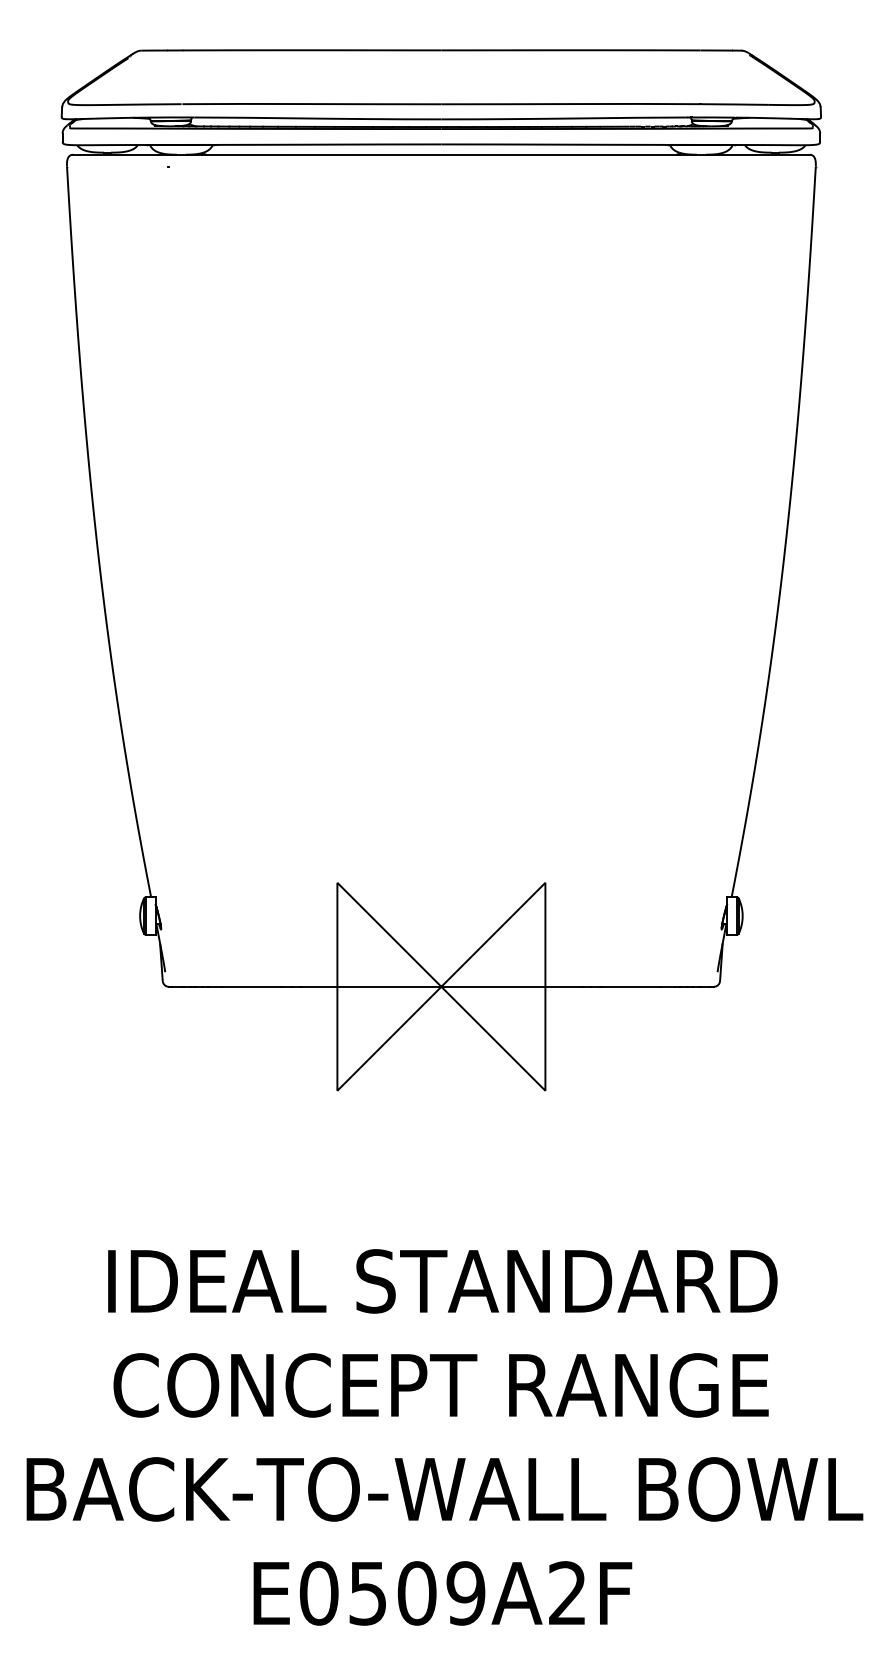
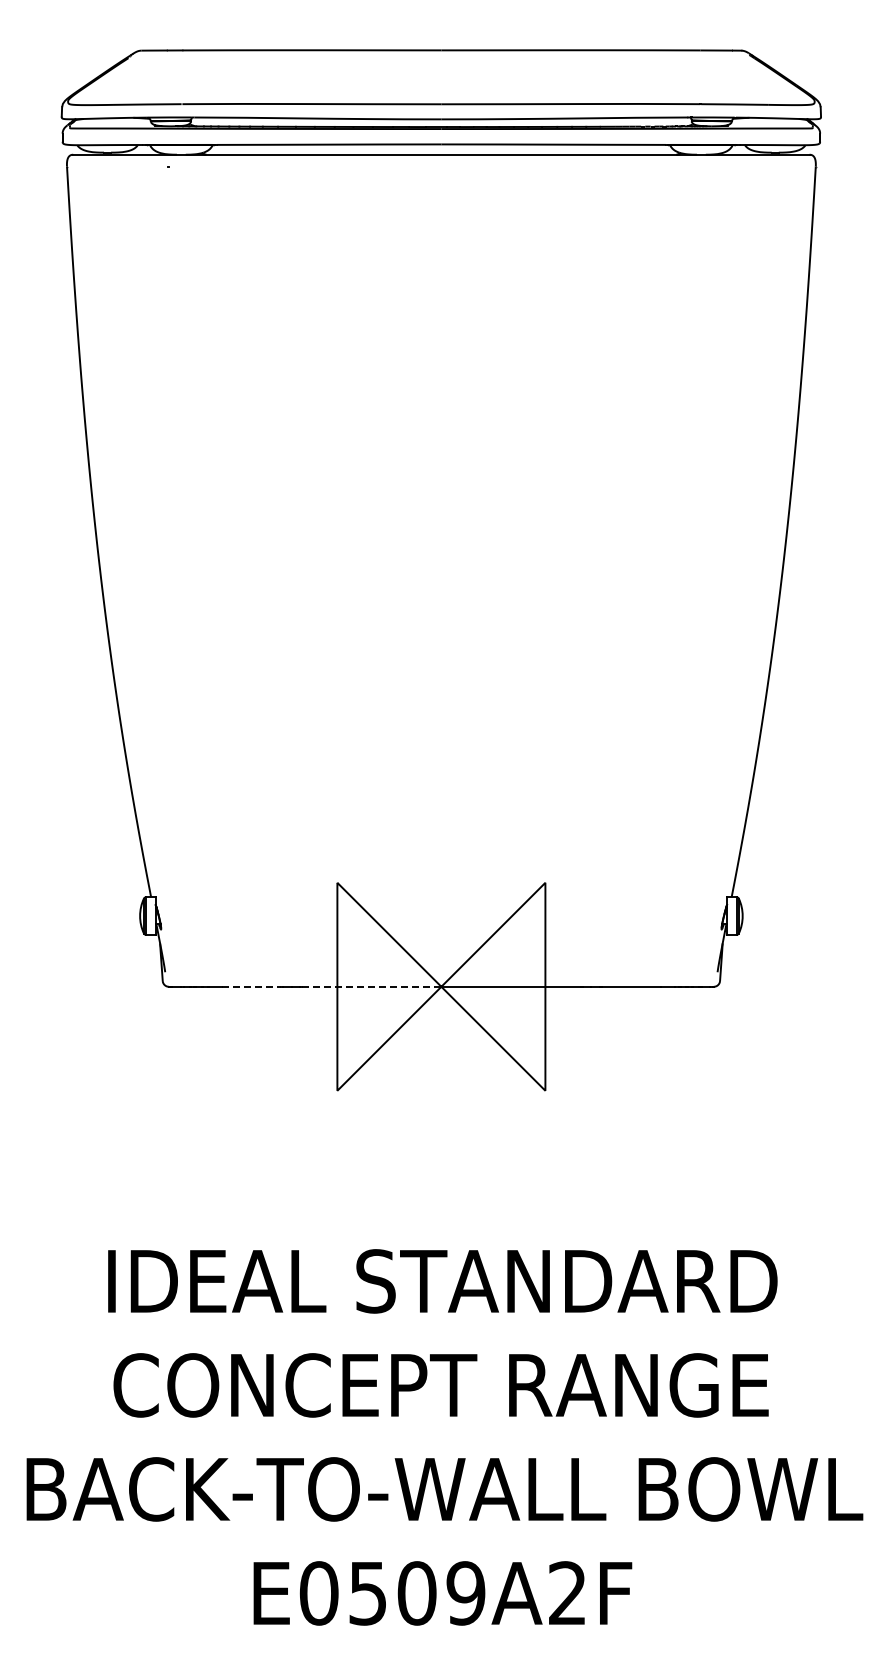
line: solid -> dashed (252, 986)
line: solid -> dashed (371, 986)
